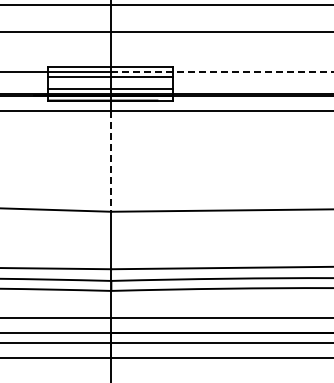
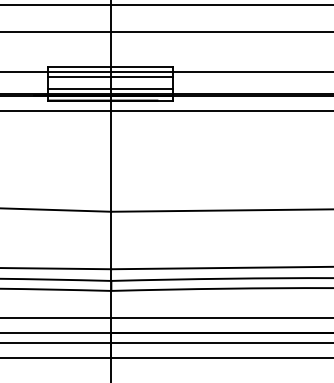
line: dashed -> solid (222, 71)
line: dashed -> solid (111, 161)
